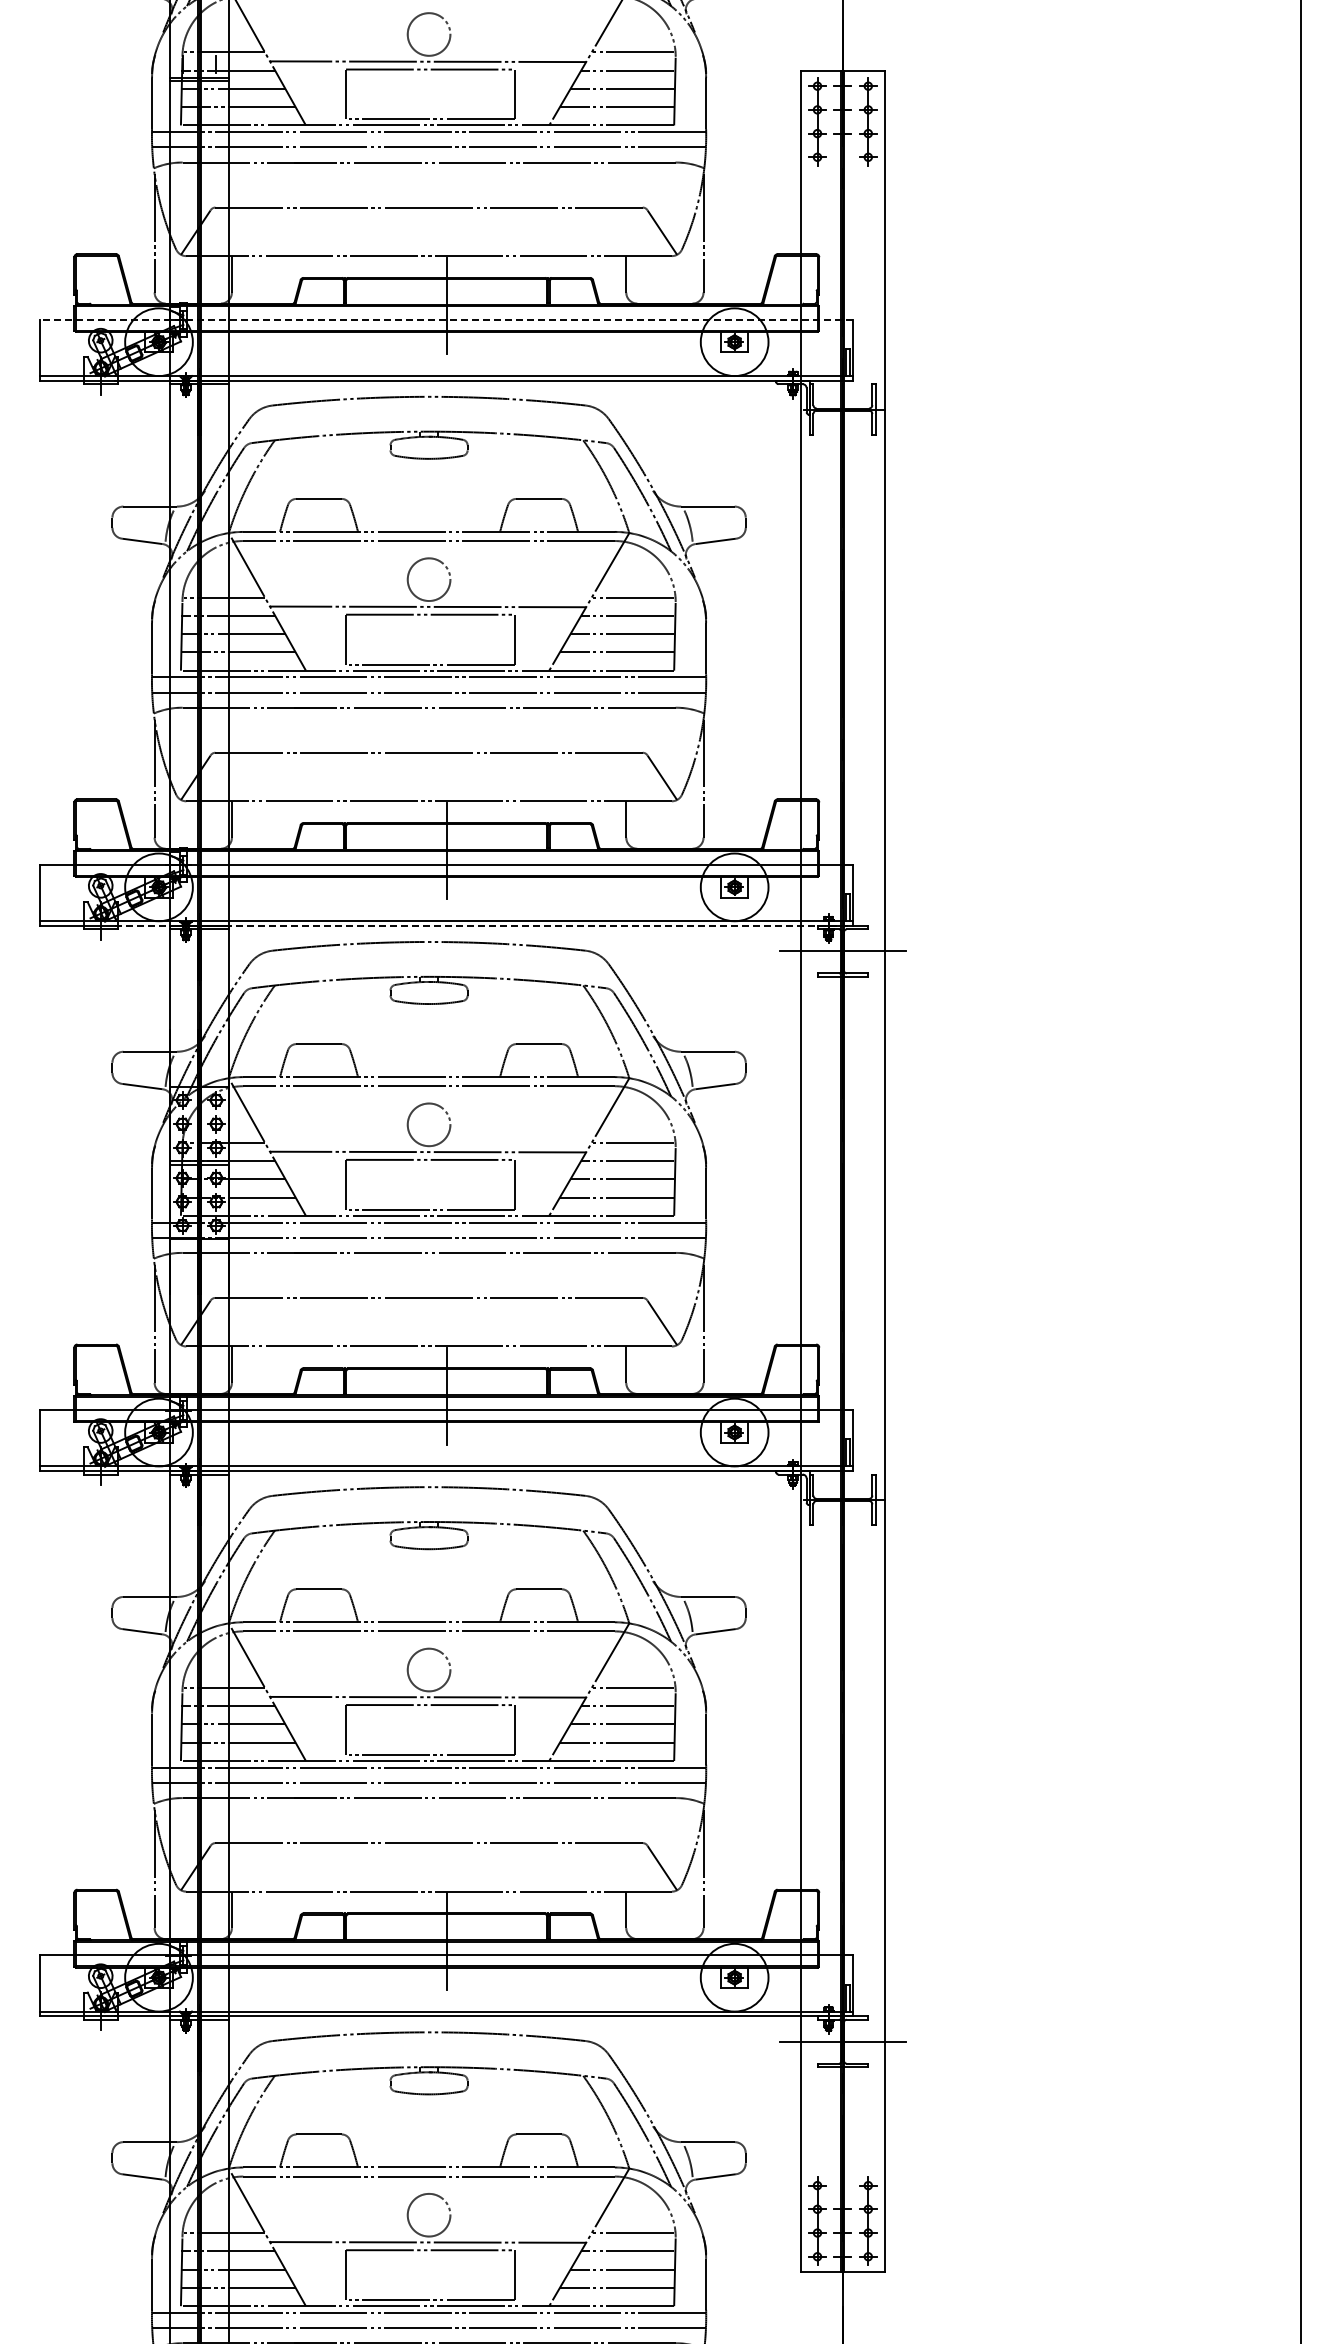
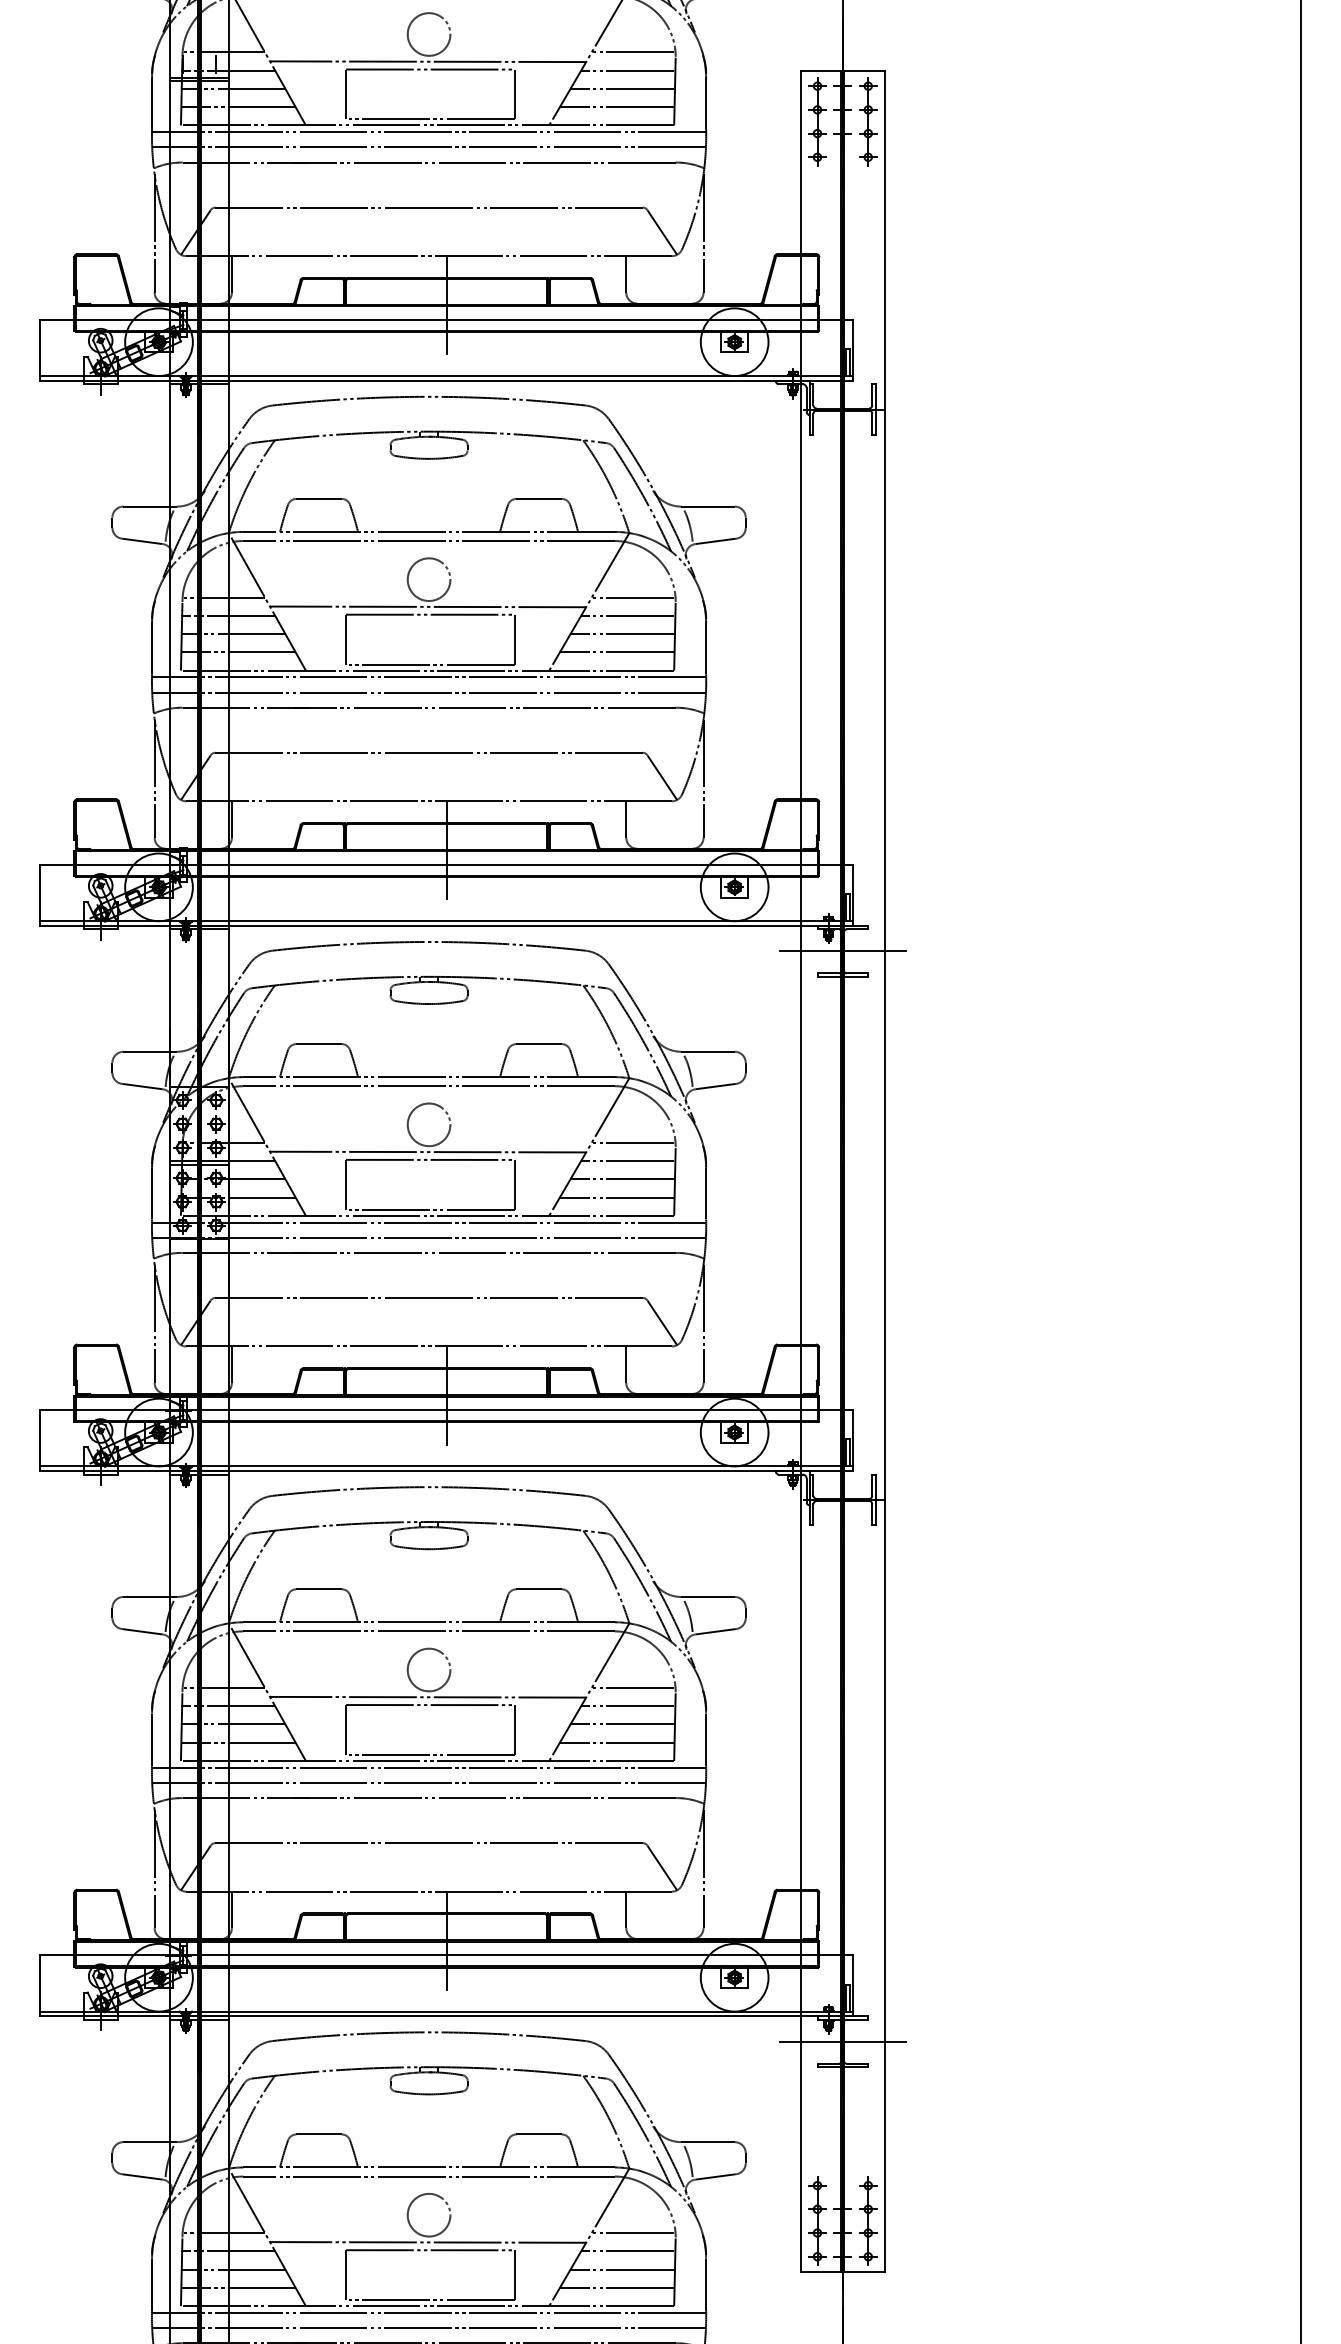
line: dashed -> solid (446, 319)
line: dashed -> solid (484, 925)
